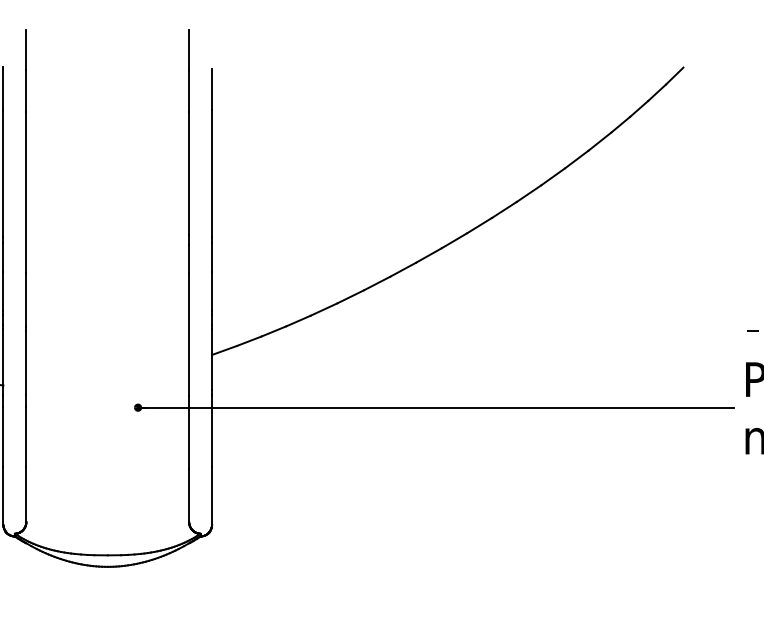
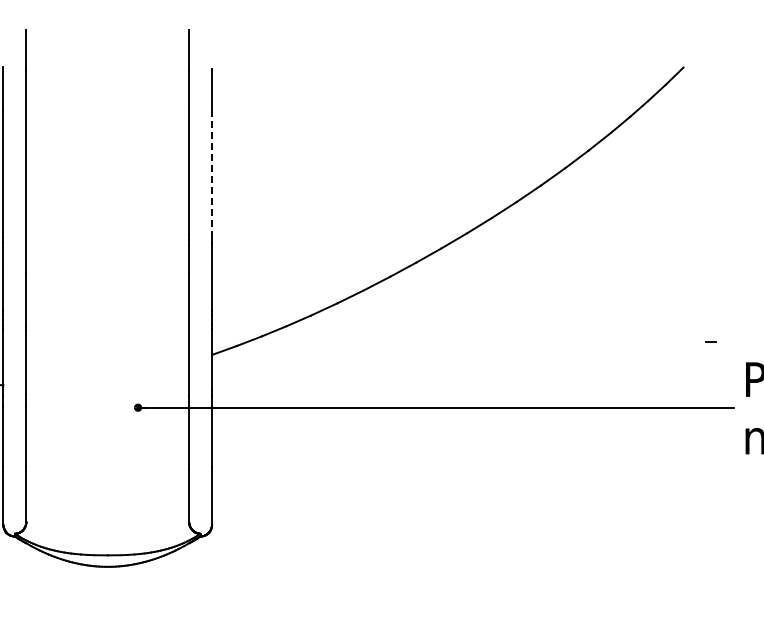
line: solid -> dashed (212, 173)
line position: (752, 330) -> (710, 341) (710, 341)
